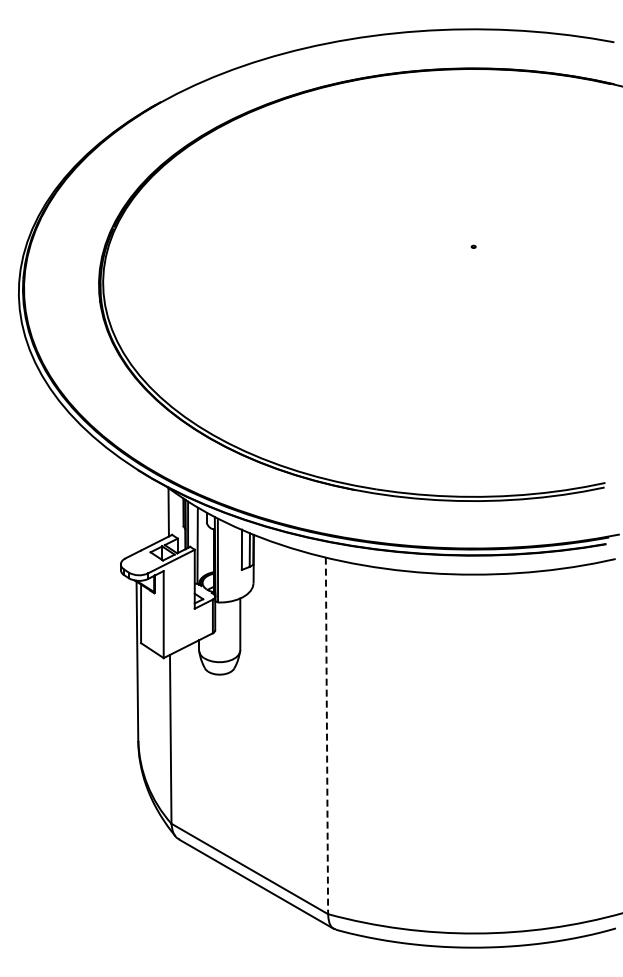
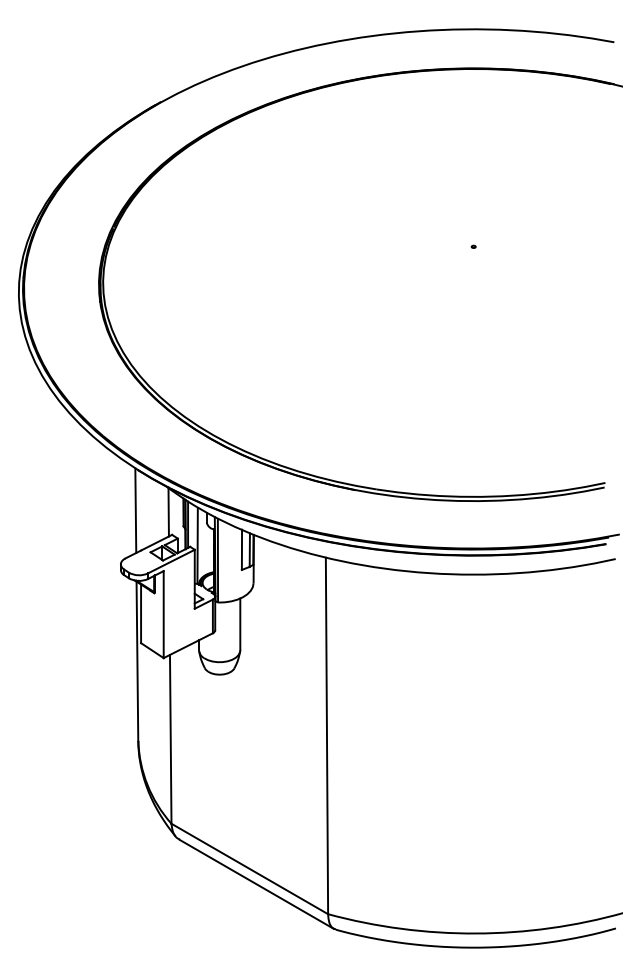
line: none -> present (135, 510)
line: dashed -> solid (326, 736)
